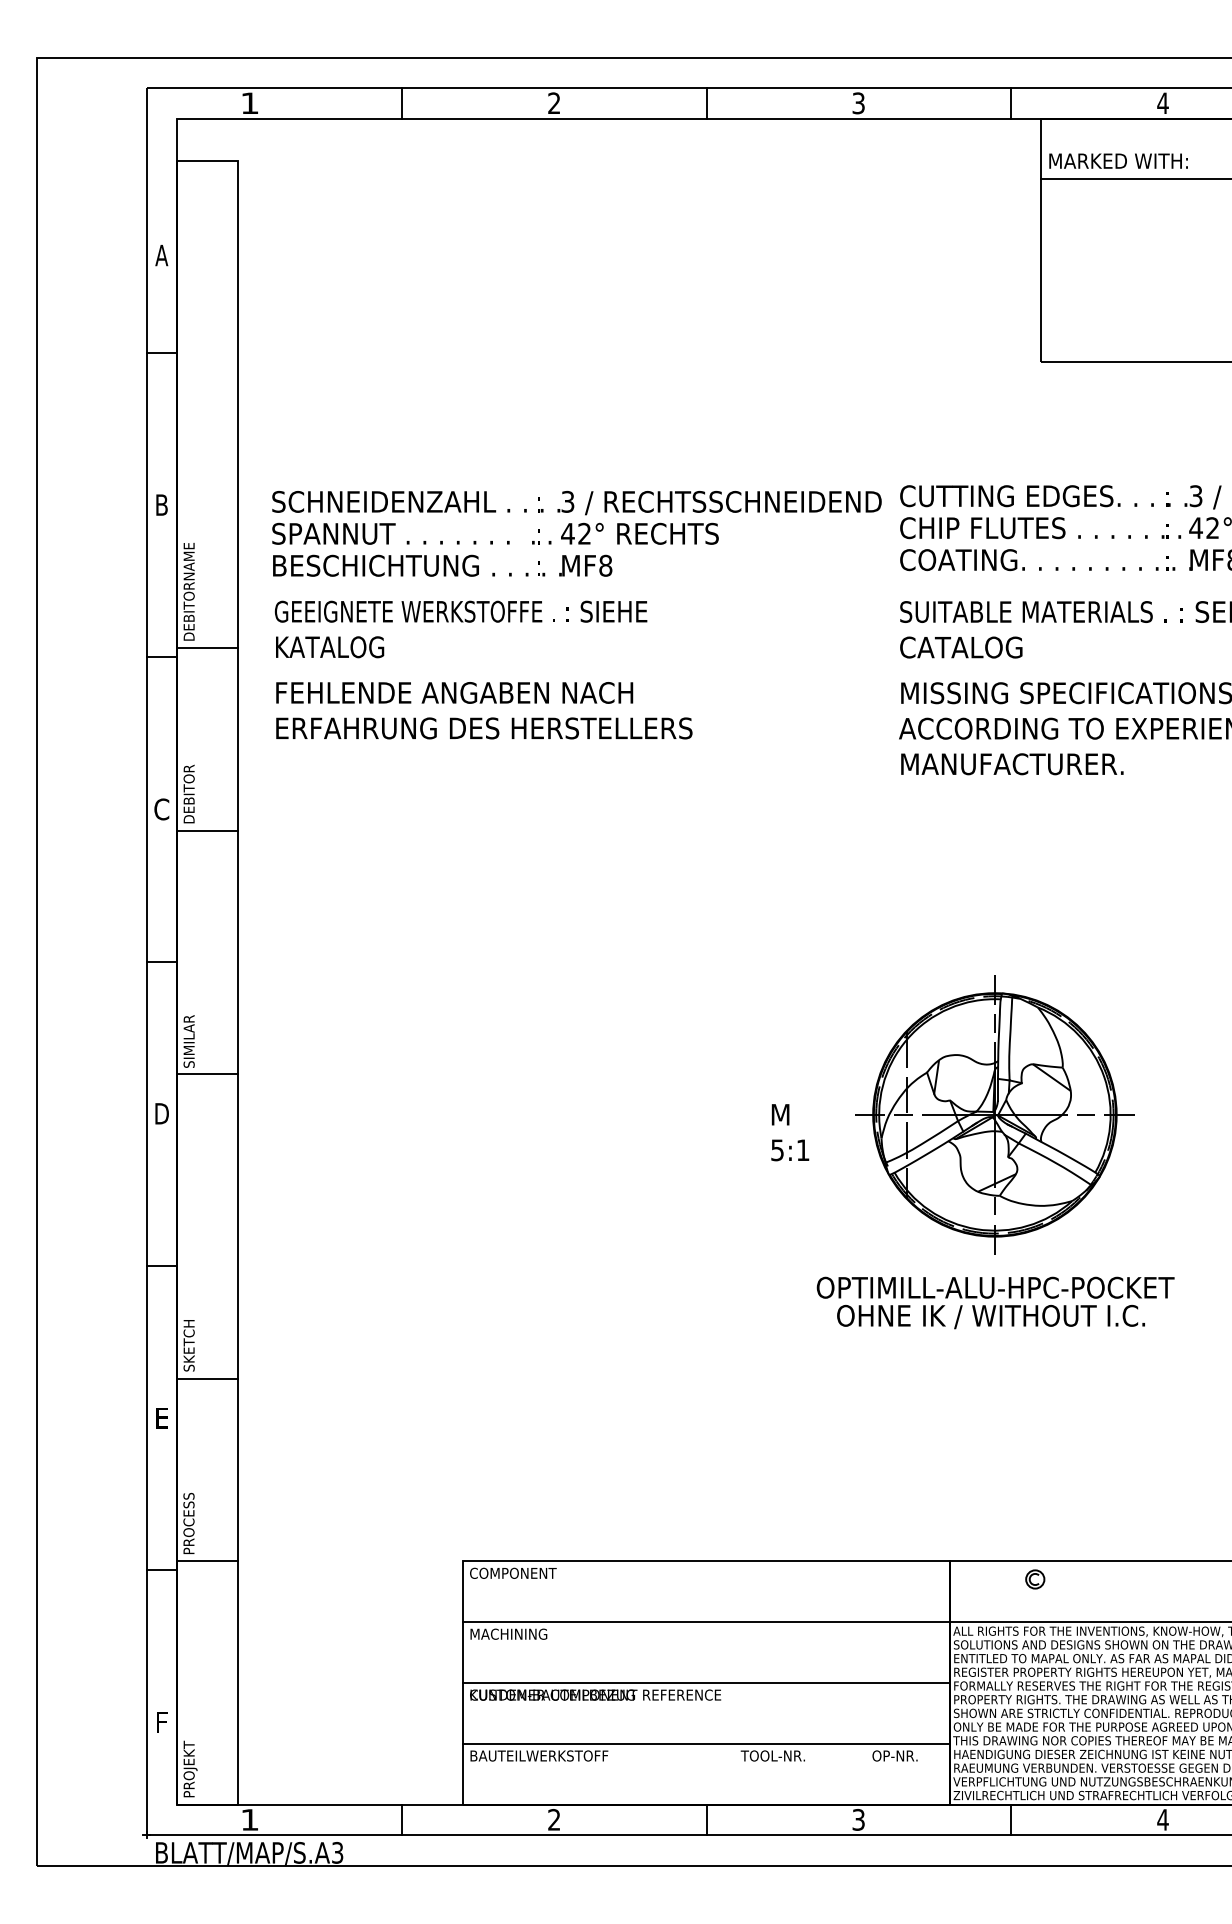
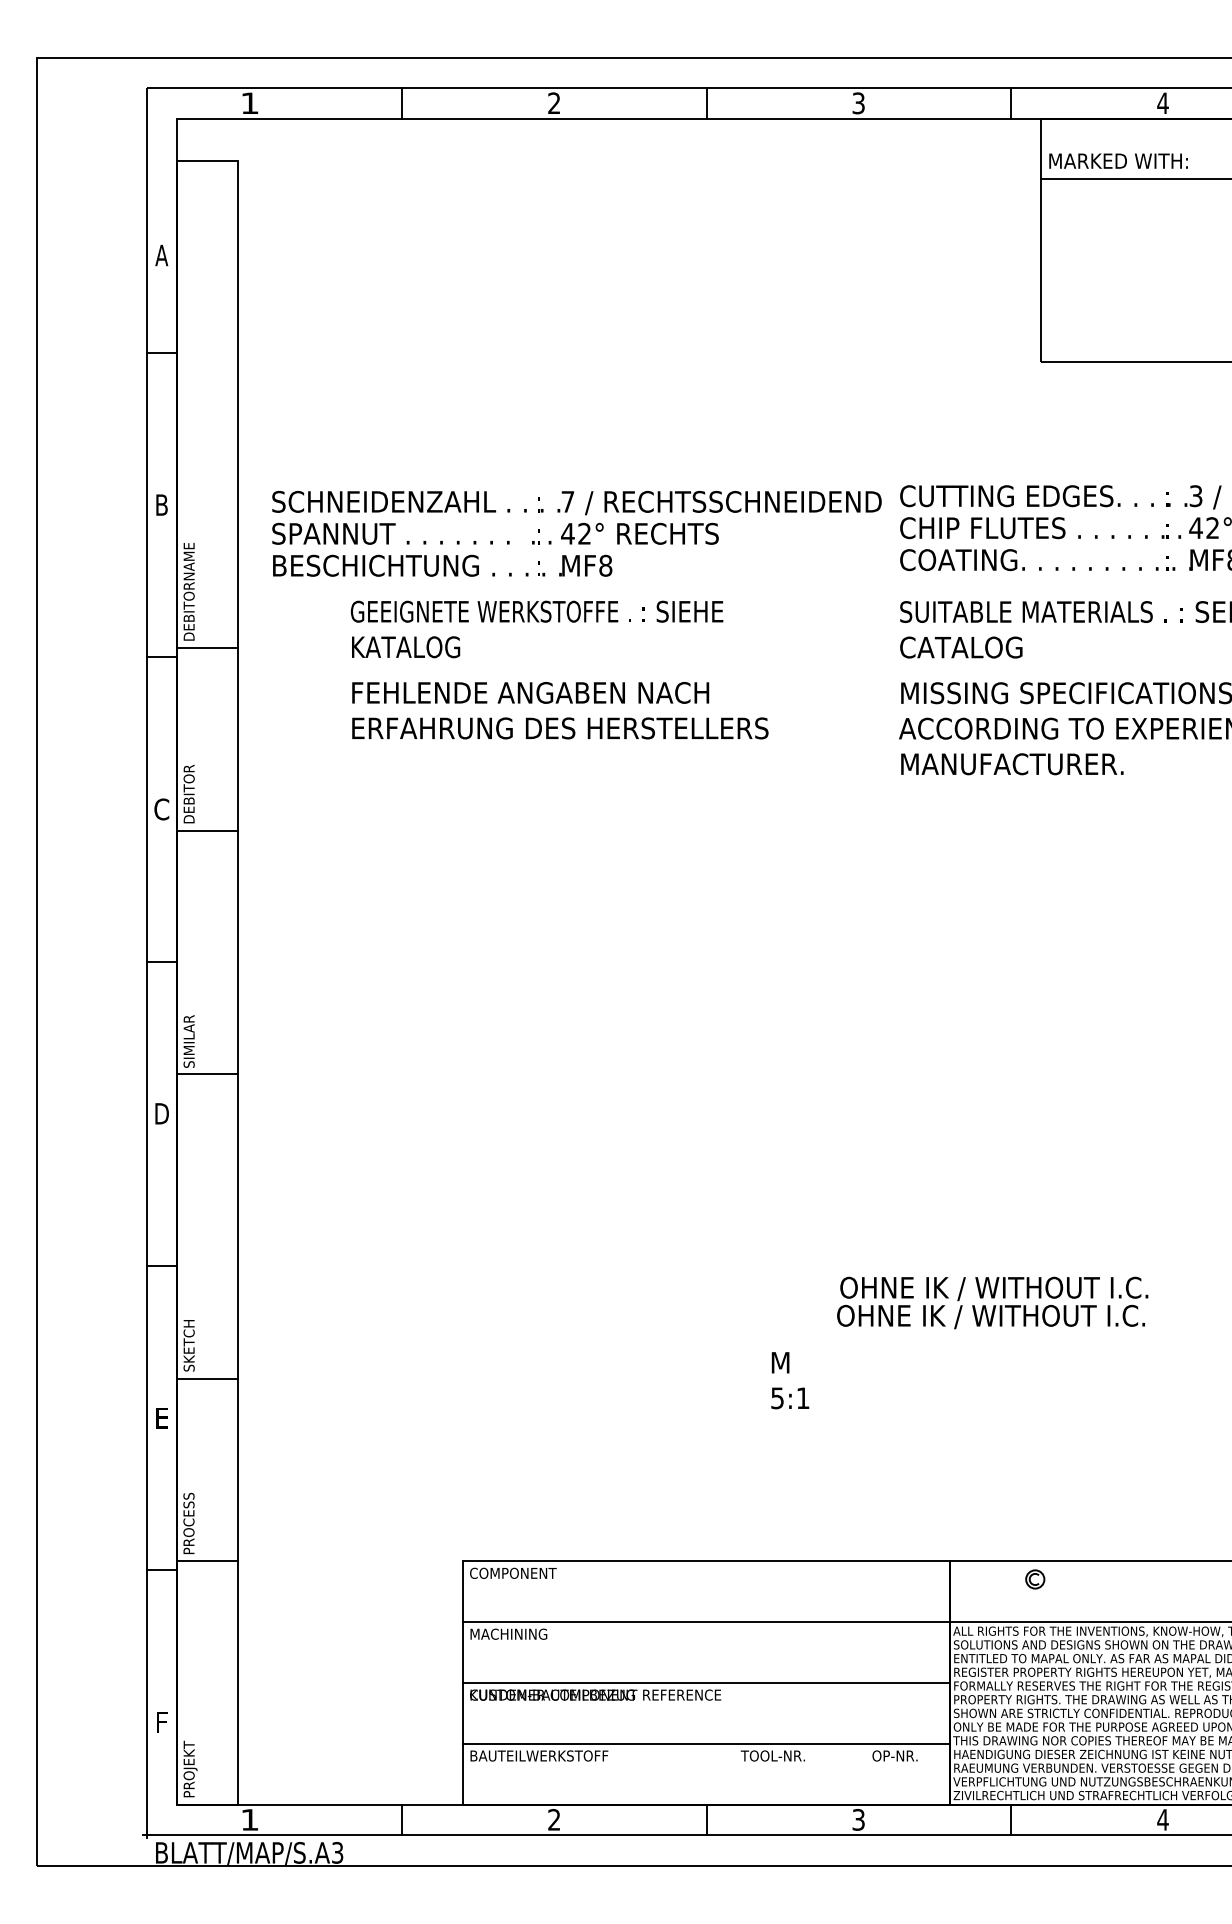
text: 3 -> 7 (567, 501)
text position: (483, 669) -> (559, 669) (559, 669)
part: present -> none (994, 1114)
text position: (790, 1132) -> (790, 1380) (790, 1380)
text: OPTIMILL-ALU-HPC-POCKET -> OHNE IK / WITHOUT I.C. (995, 1288)
